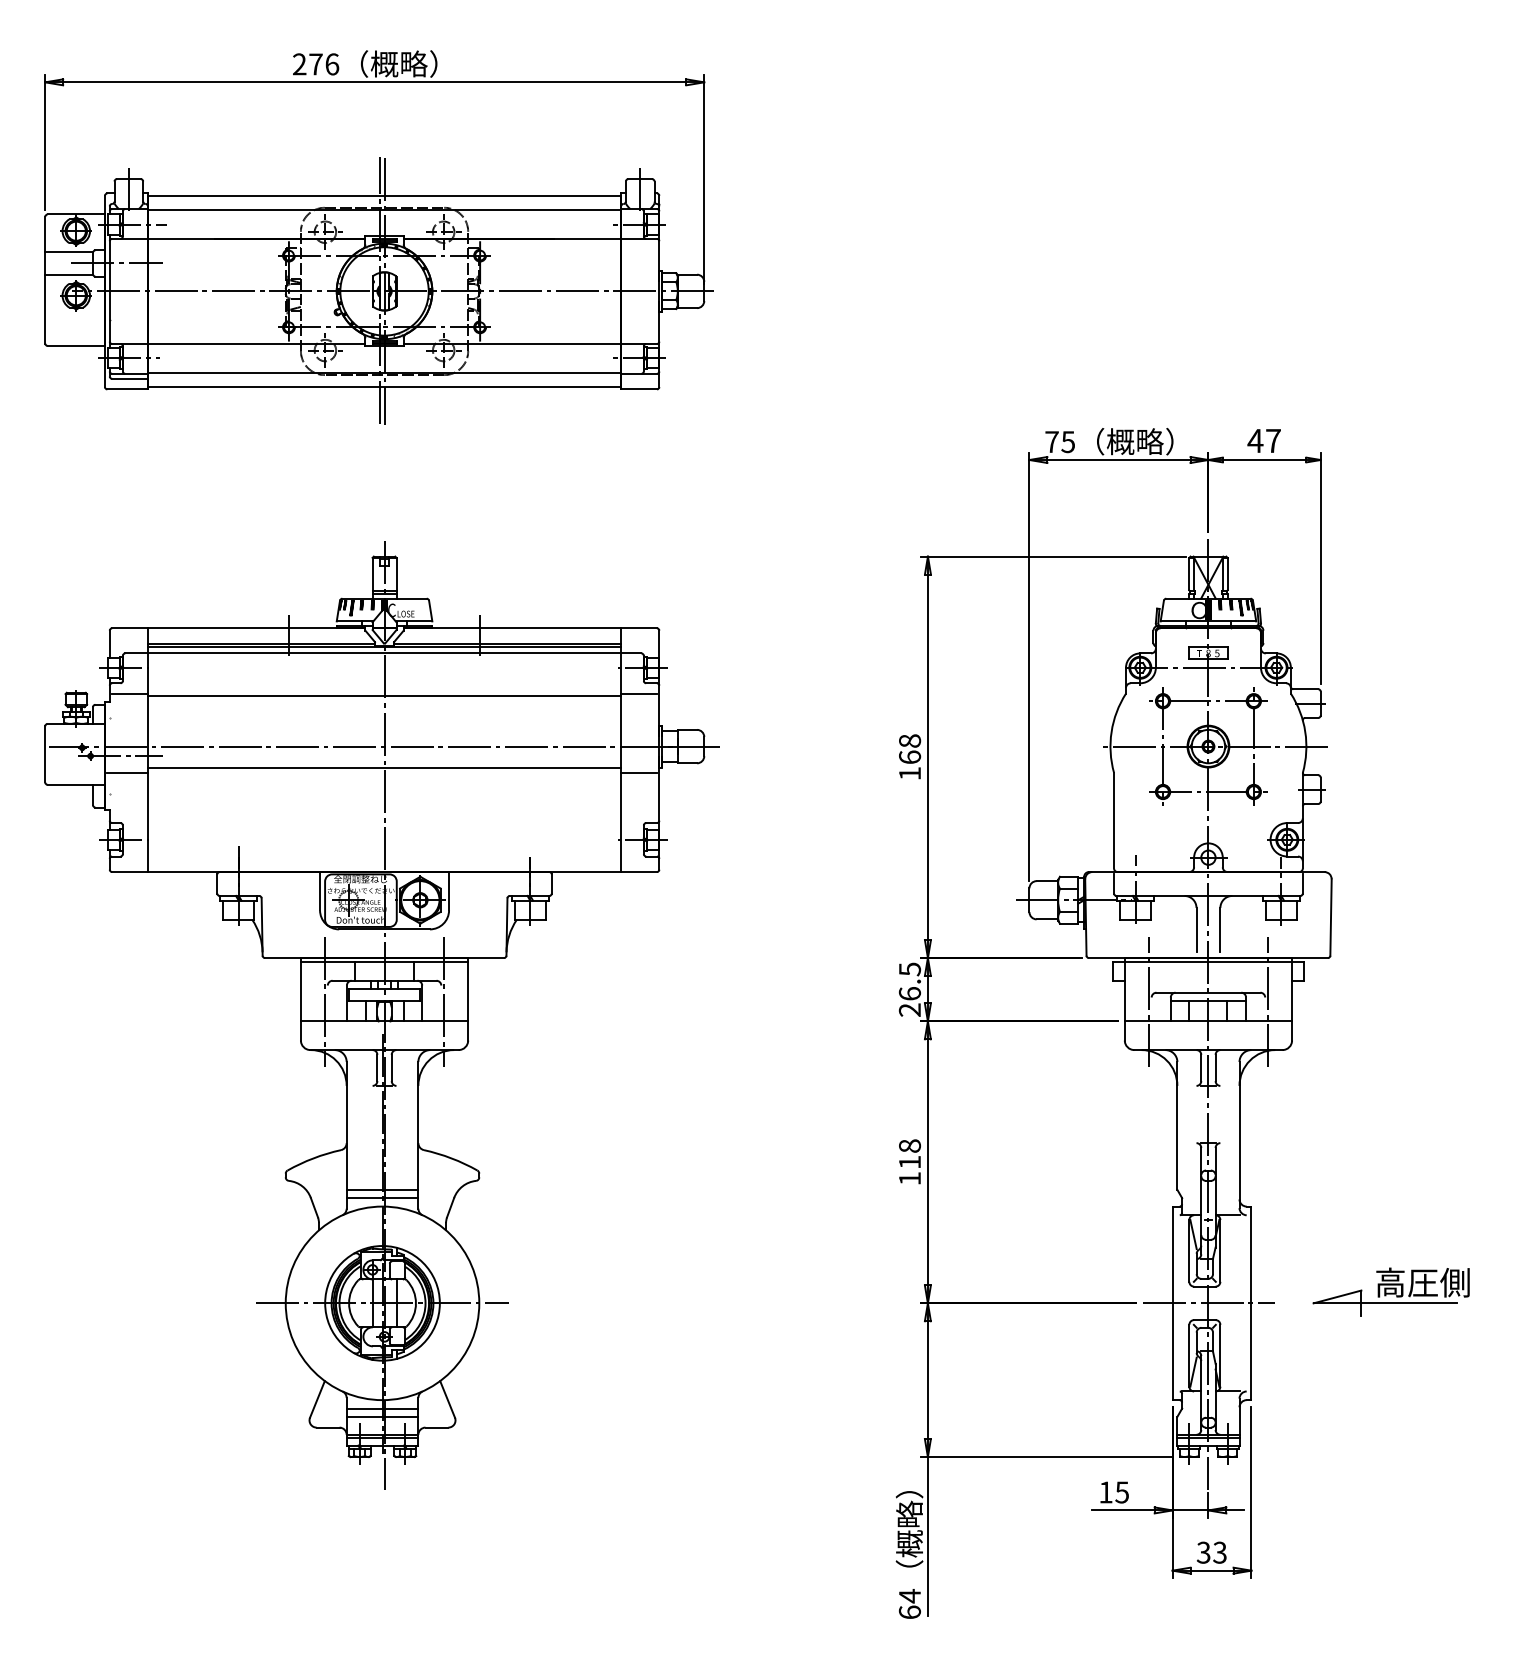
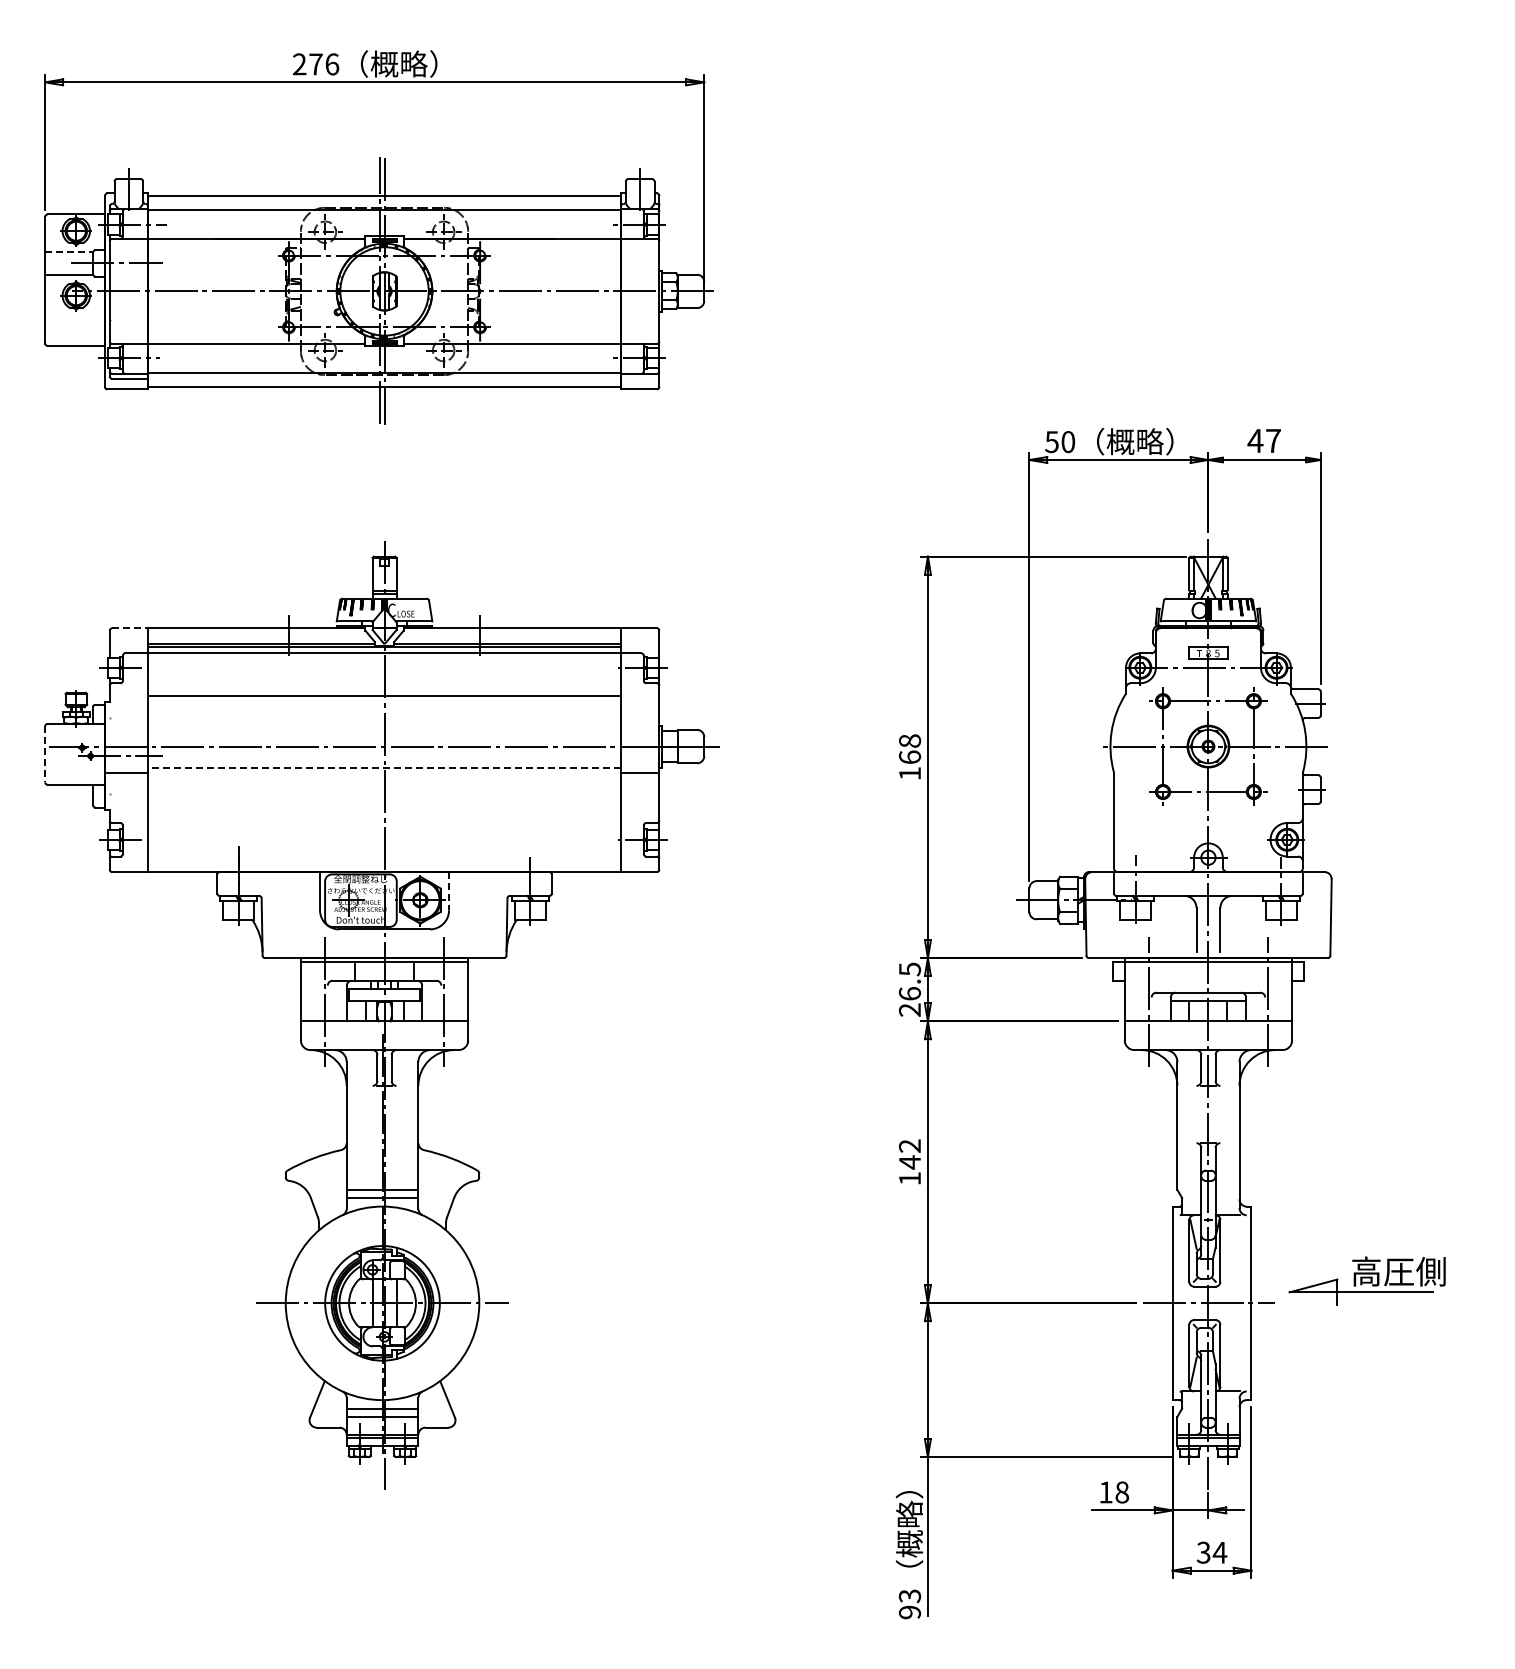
line: solid -> dashed (69, 251)
text: 75 -> 50 (1060, 442)
line: solid -> dashed (130, 628)
line: present -> none (129, 693)
line: present -> none (638, 693)
line: solid -> dashed (45, 754)
line: solid -> dashed (384, 767)
line: solid -> dashed (449, 891)
text: 118 -> 142 (909, 1154)
part position: (1390, 1291) -> (1366, 1280) (1366, 1280)
text: 15 -> 18 (1122, 1492)
text: 33 -> 34 (1219, 1552)
text: 64 -> 93 (909, 1604)
